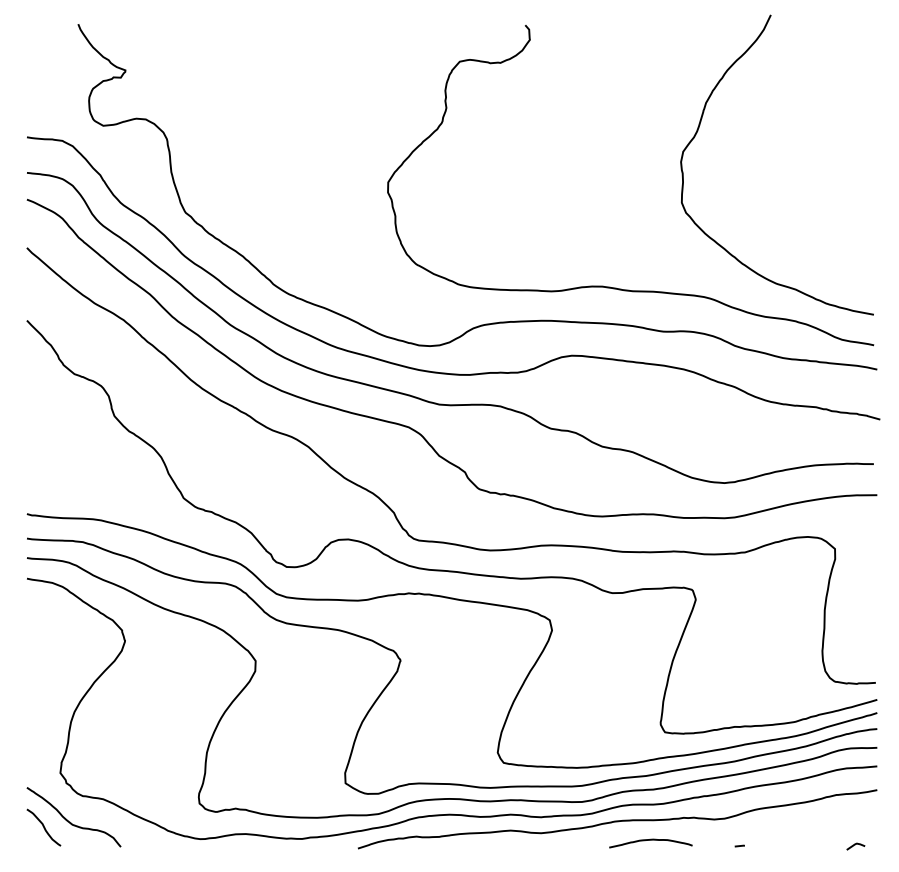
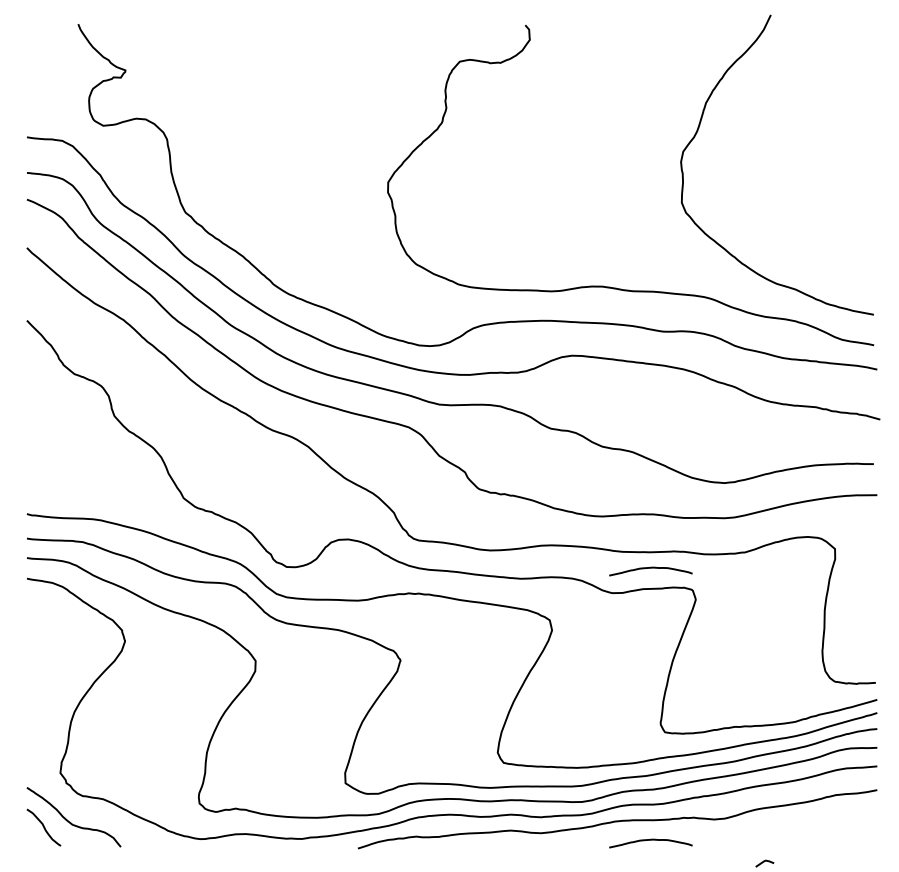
curve: none -> present (650, 568)
line: present -> none (739, 845)
curve position: (855, 845) -> (764, 862) (764, 862)
